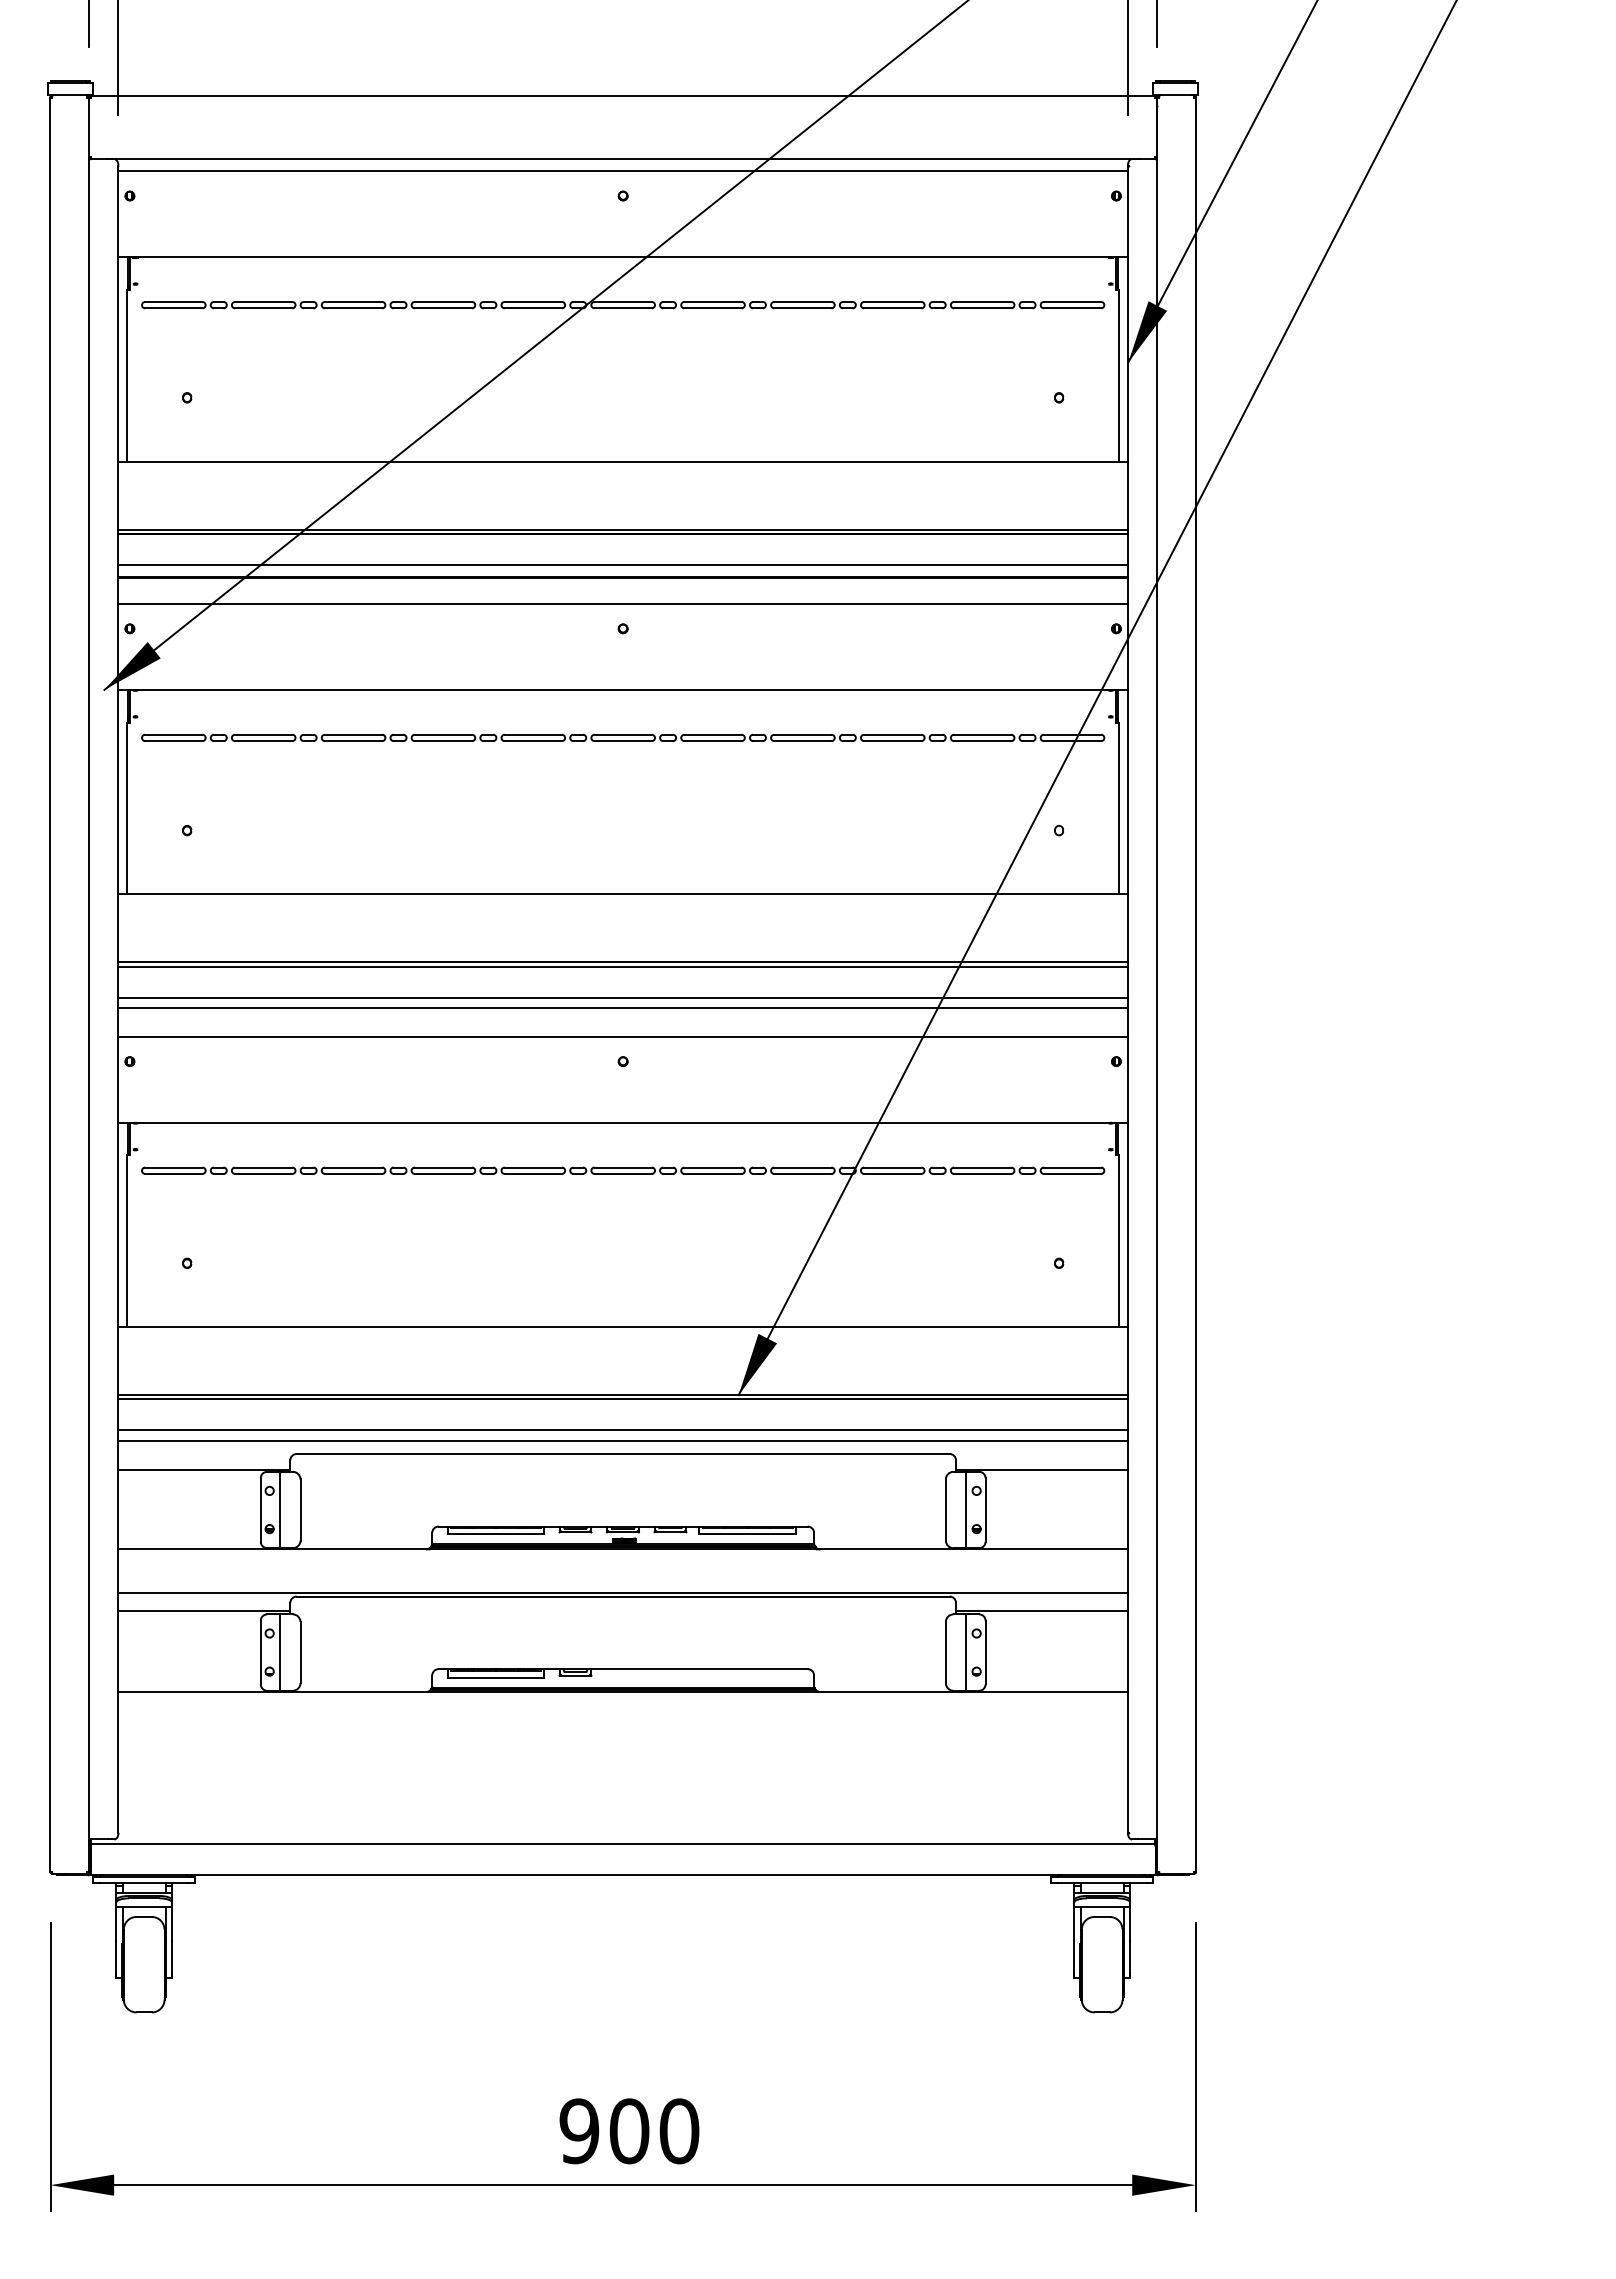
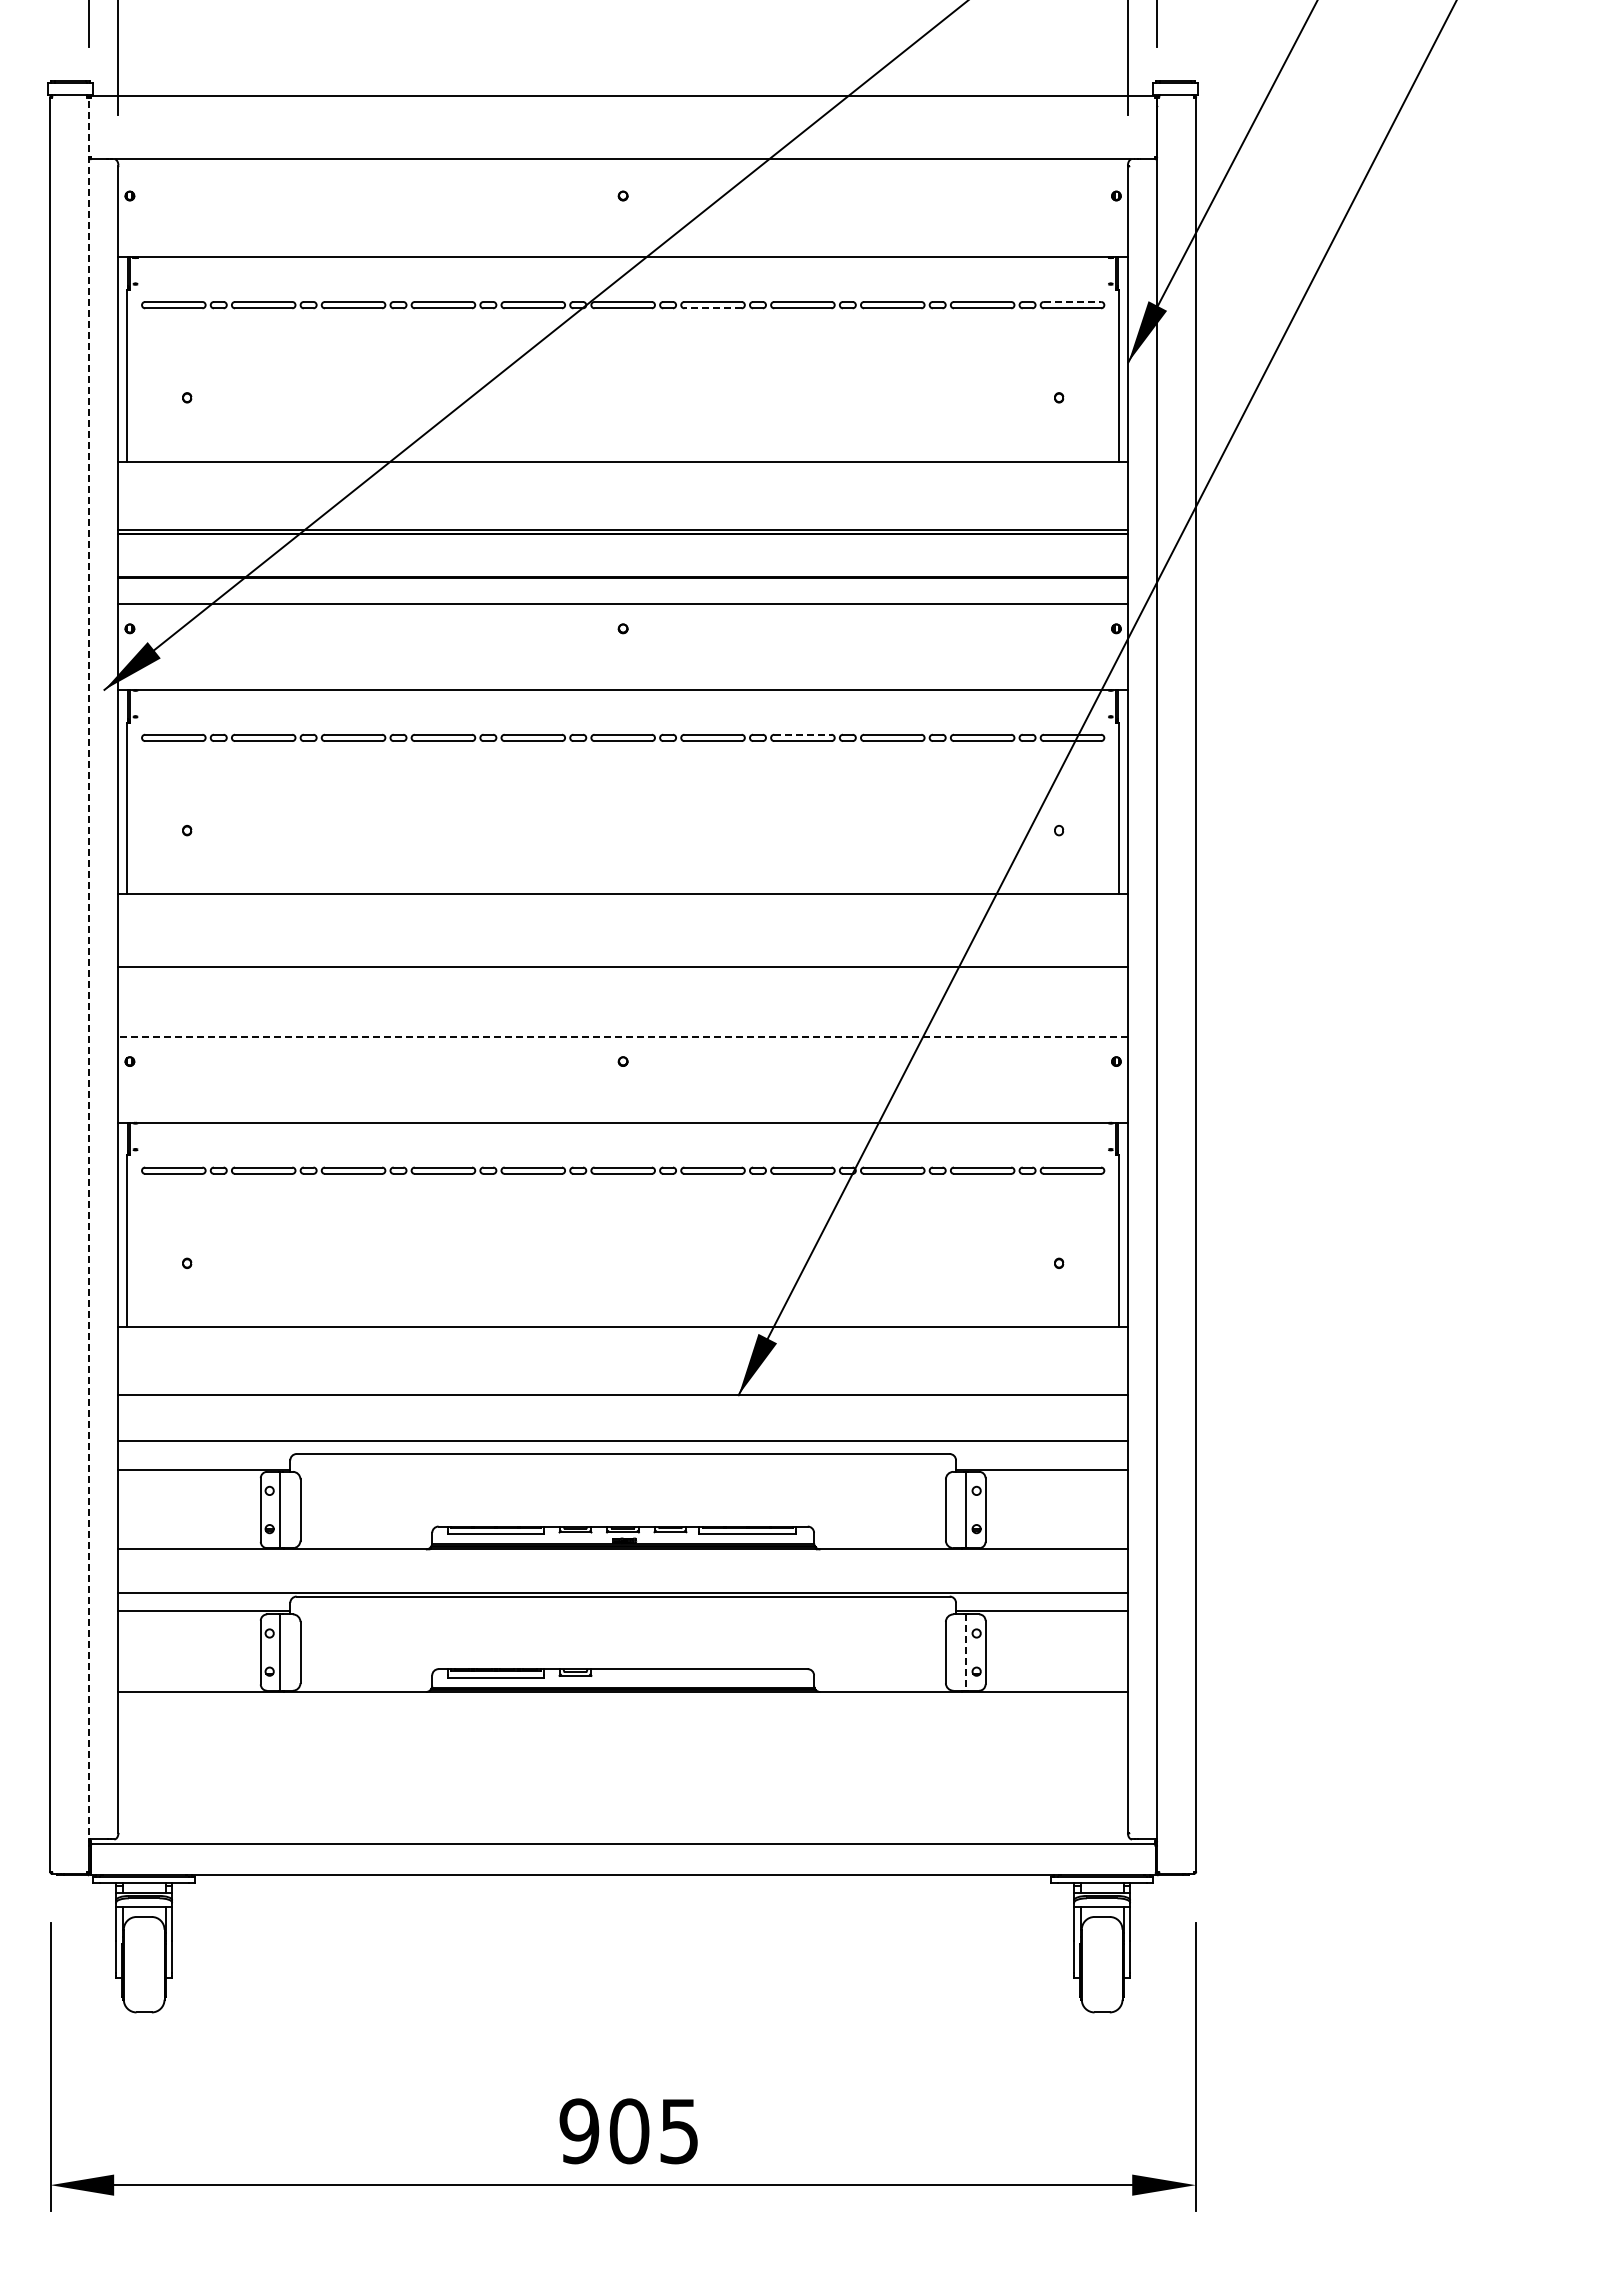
line: present -> none (623, 170)
line: solid -> dashed (1072, 301)
line: solid -> dashed (713, 308)
line: present -> none (623, 564)
line: solid -> dashed (802, 734)
line: present -> none (623, 962)
line: solid -> dashed (89, 971)
line: present -> none (623, 997)
line: present -> none (623, 1008)
line: solid -> dashed (622, 1036)
line: present -> none (623, 1399)
line: present -> none (623, 1430)
line: solid -> dashed (966, 1653)
text: 900 -> 905 (679, 2131)
